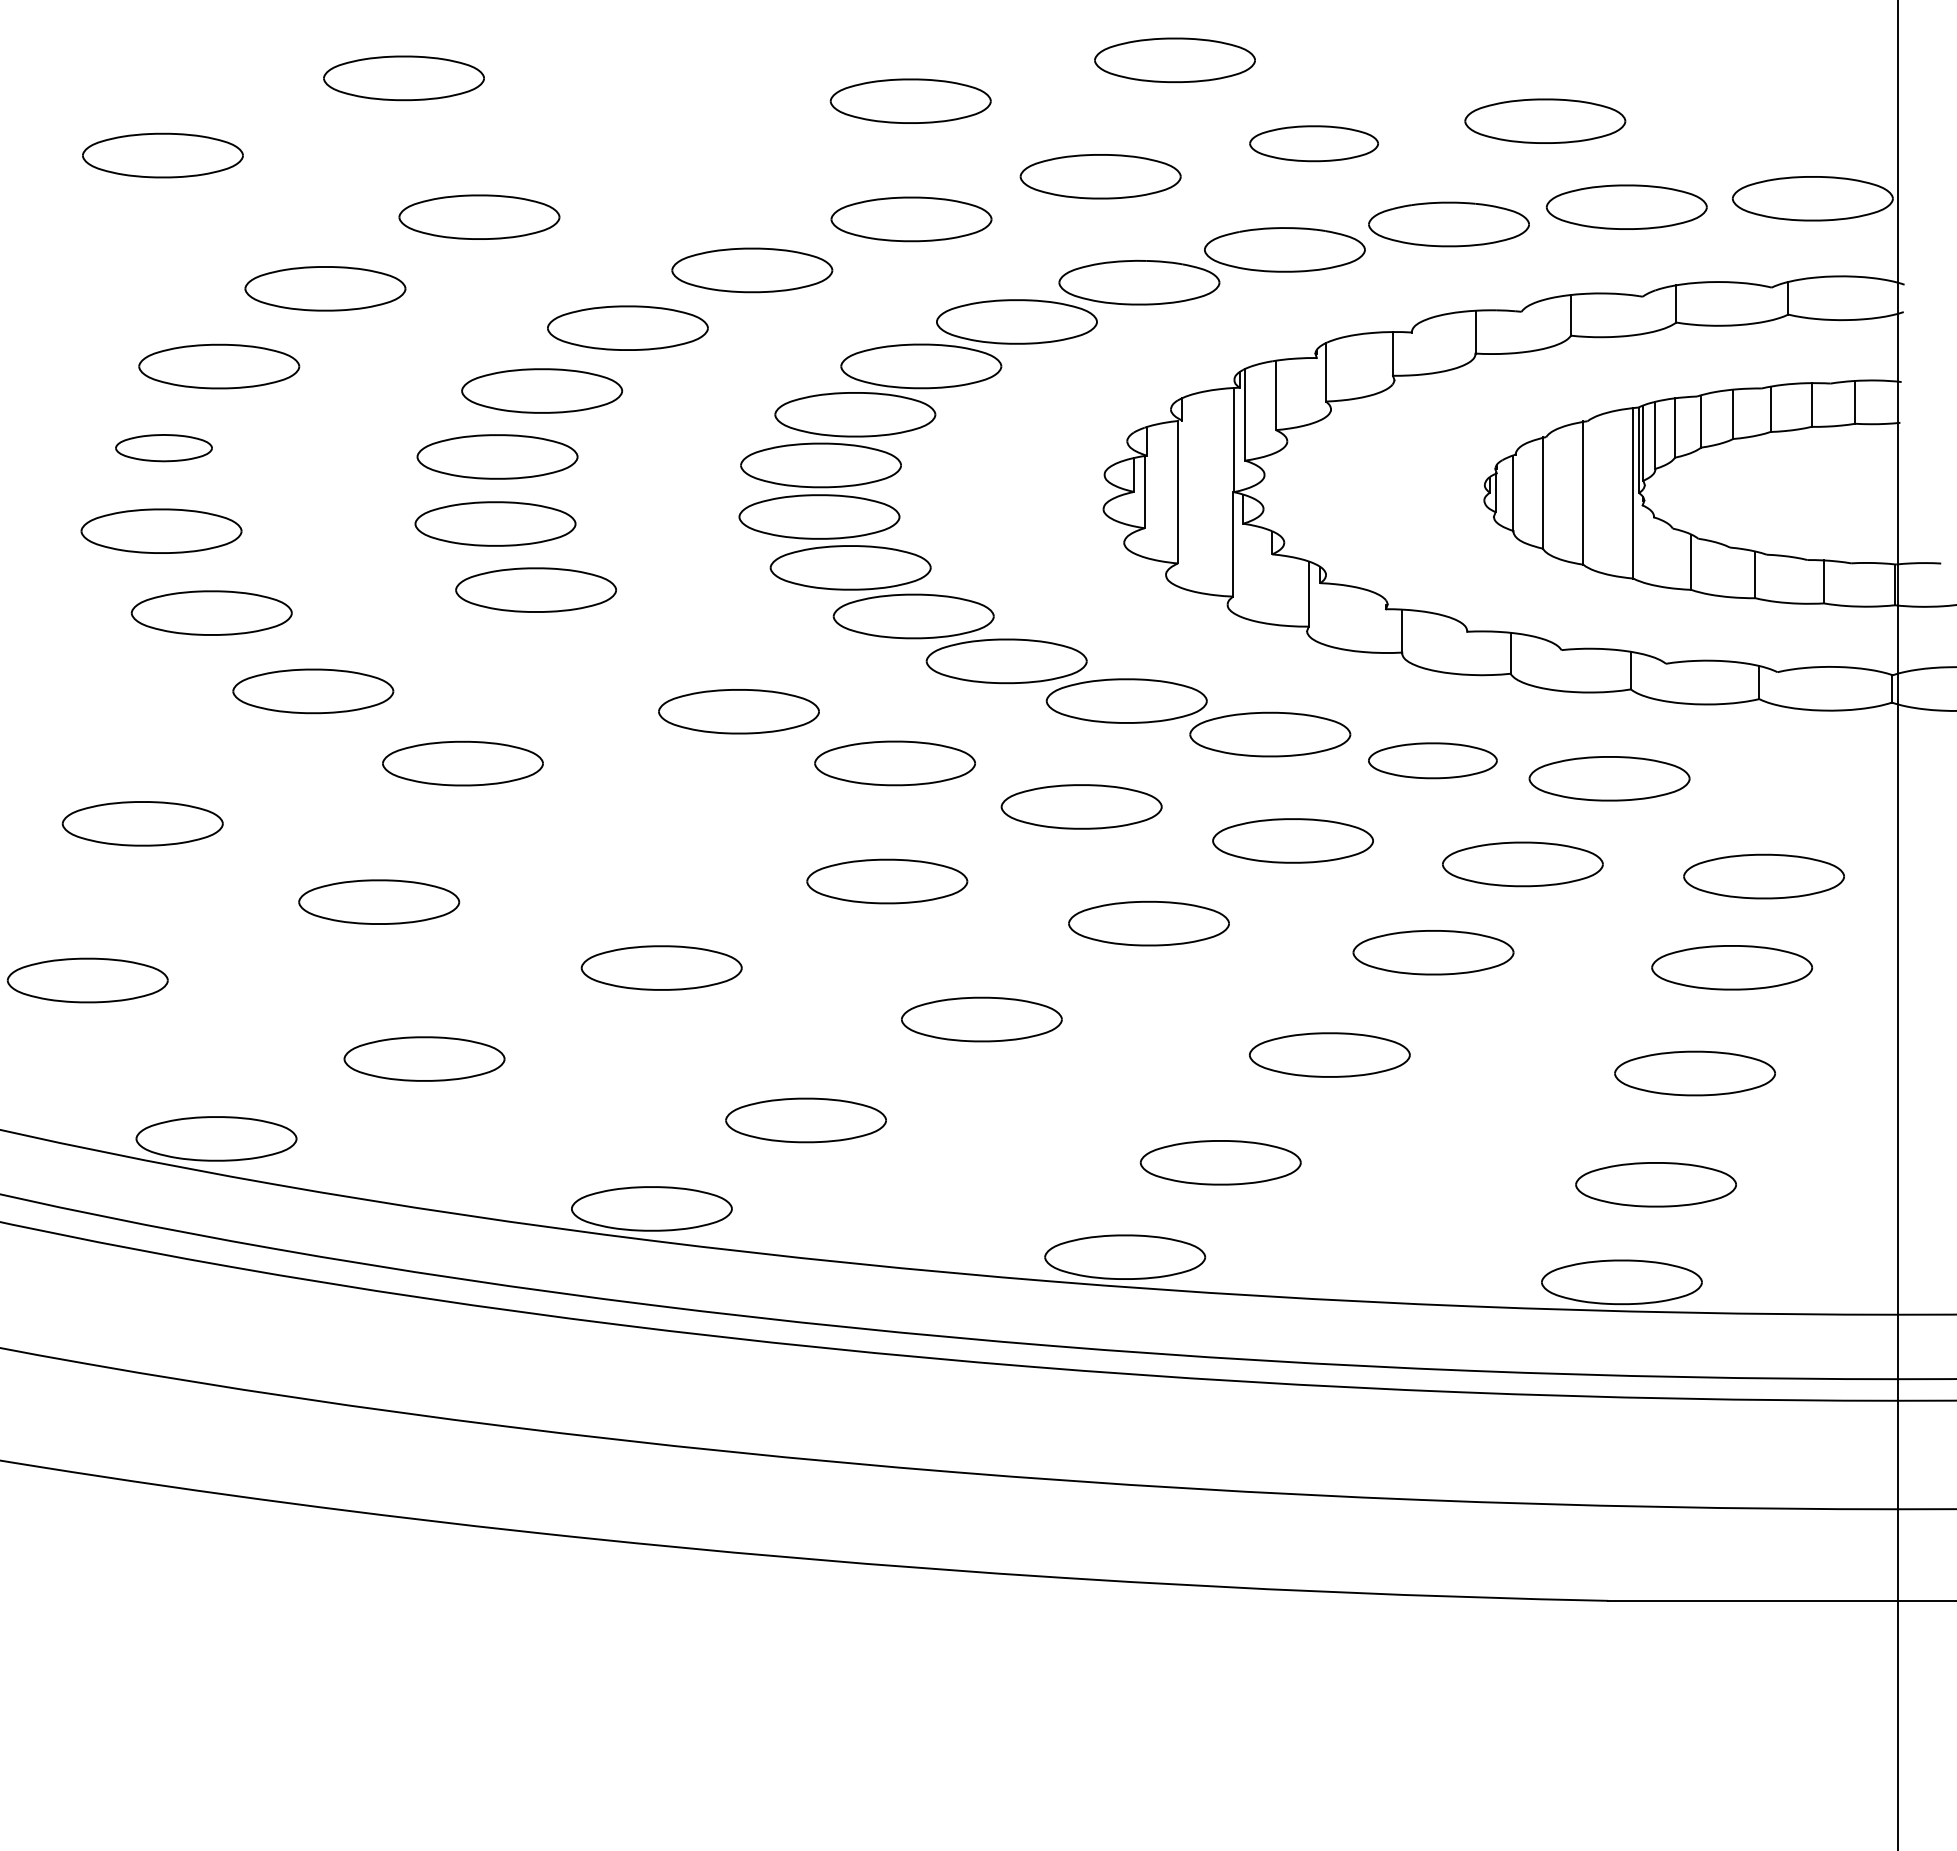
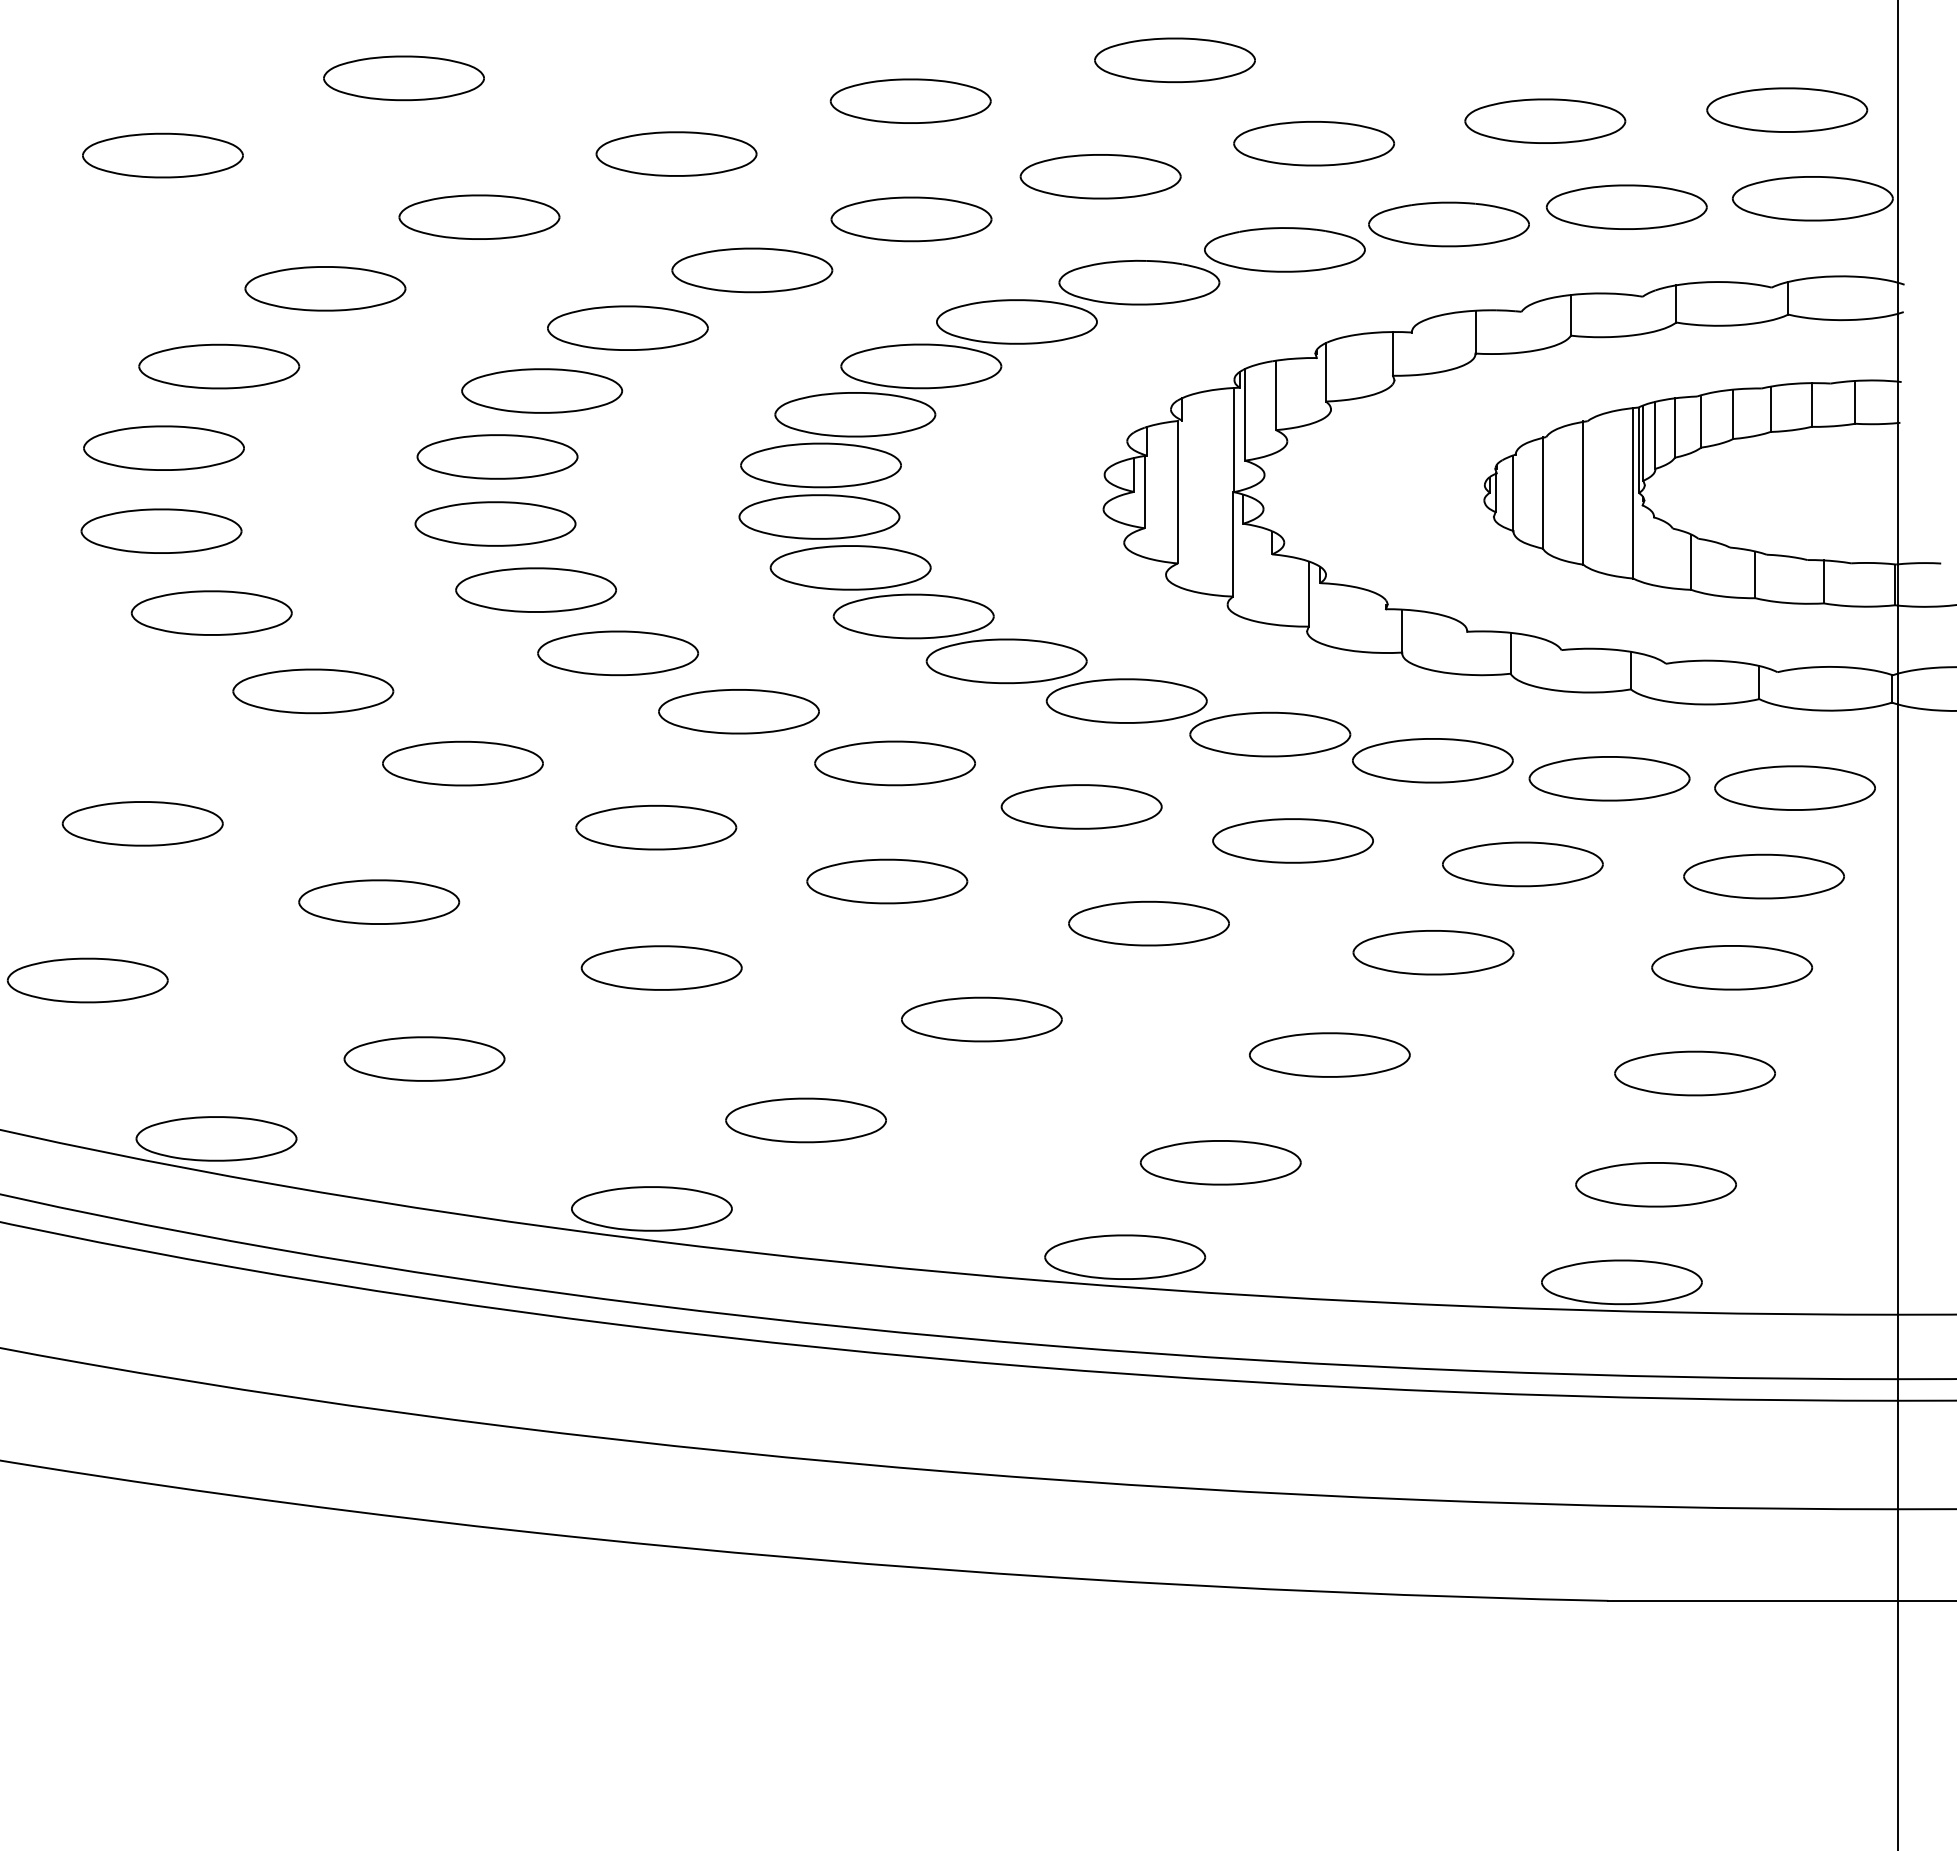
part: none -> present (1787, 109)
part size: 130x38 px -> 162x46 px (1313, 143)
part: none -> present (676, 153)
part size: 98x29 px -> 162x46 px (163, 447)
part: none -> present (617, 653)
part size: 130x38 px -> 162x46 px (1432, 760)
part: none -> present (1794, 787)
part: none -> present (656, 827)
